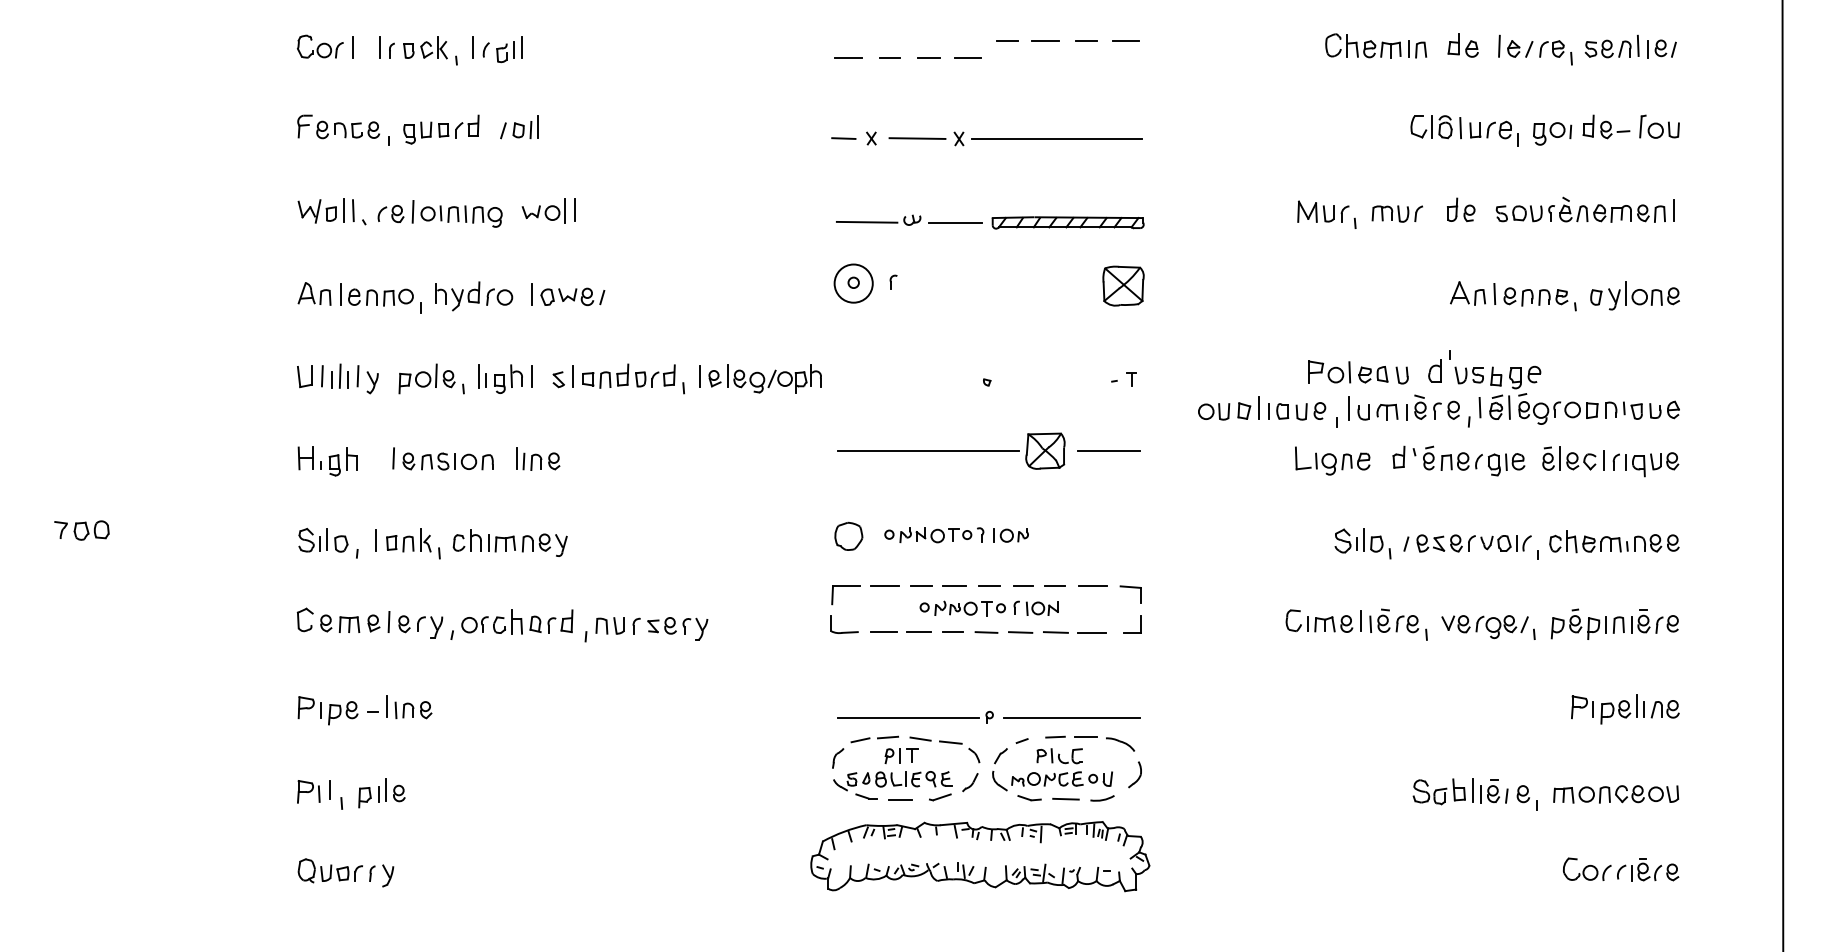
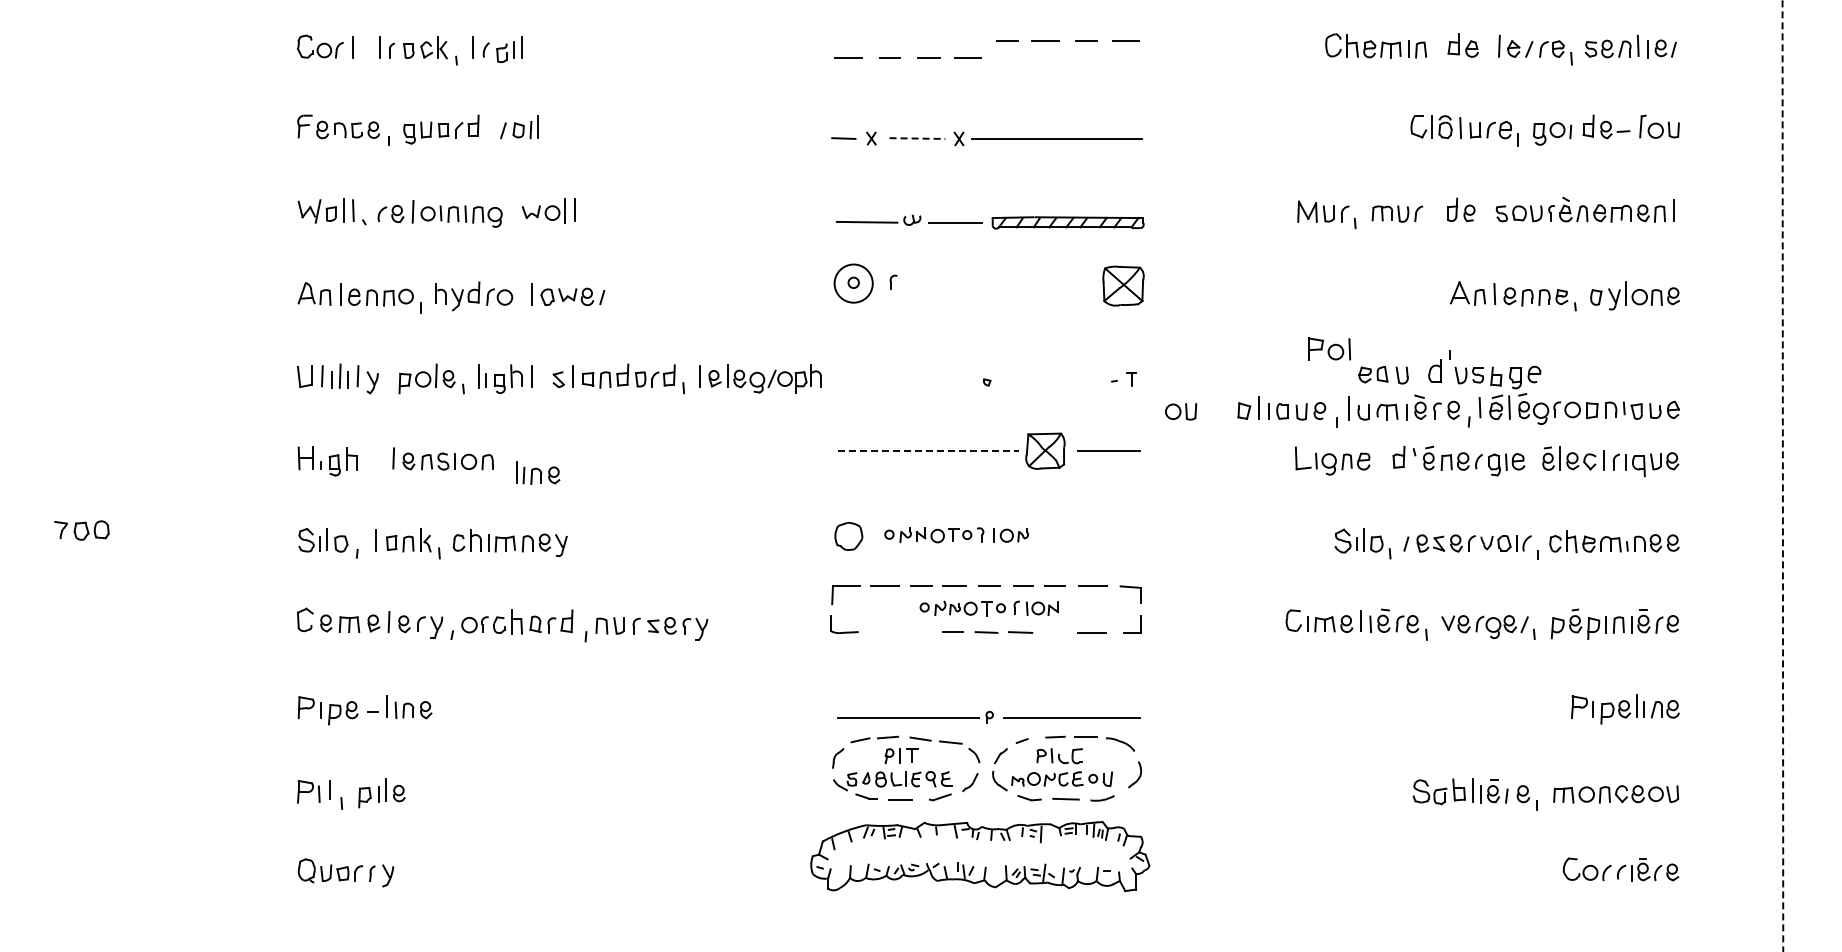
line: solid -> dashed (917, 138)
part position: (1329, 371) -> (1329, 348) (1329, 348)
part position: (1214, 411) -> (1181, 411) (1181, 411)
line: solid -> dashed (929, 450)
part position: (538, 458) -> (538, 472) (538, 472)
line: solid -> dashed (1782, 476)
line: present -> none (883, 632)
line: present -> none (918, 632)
line: present -> none (1055, 632)
